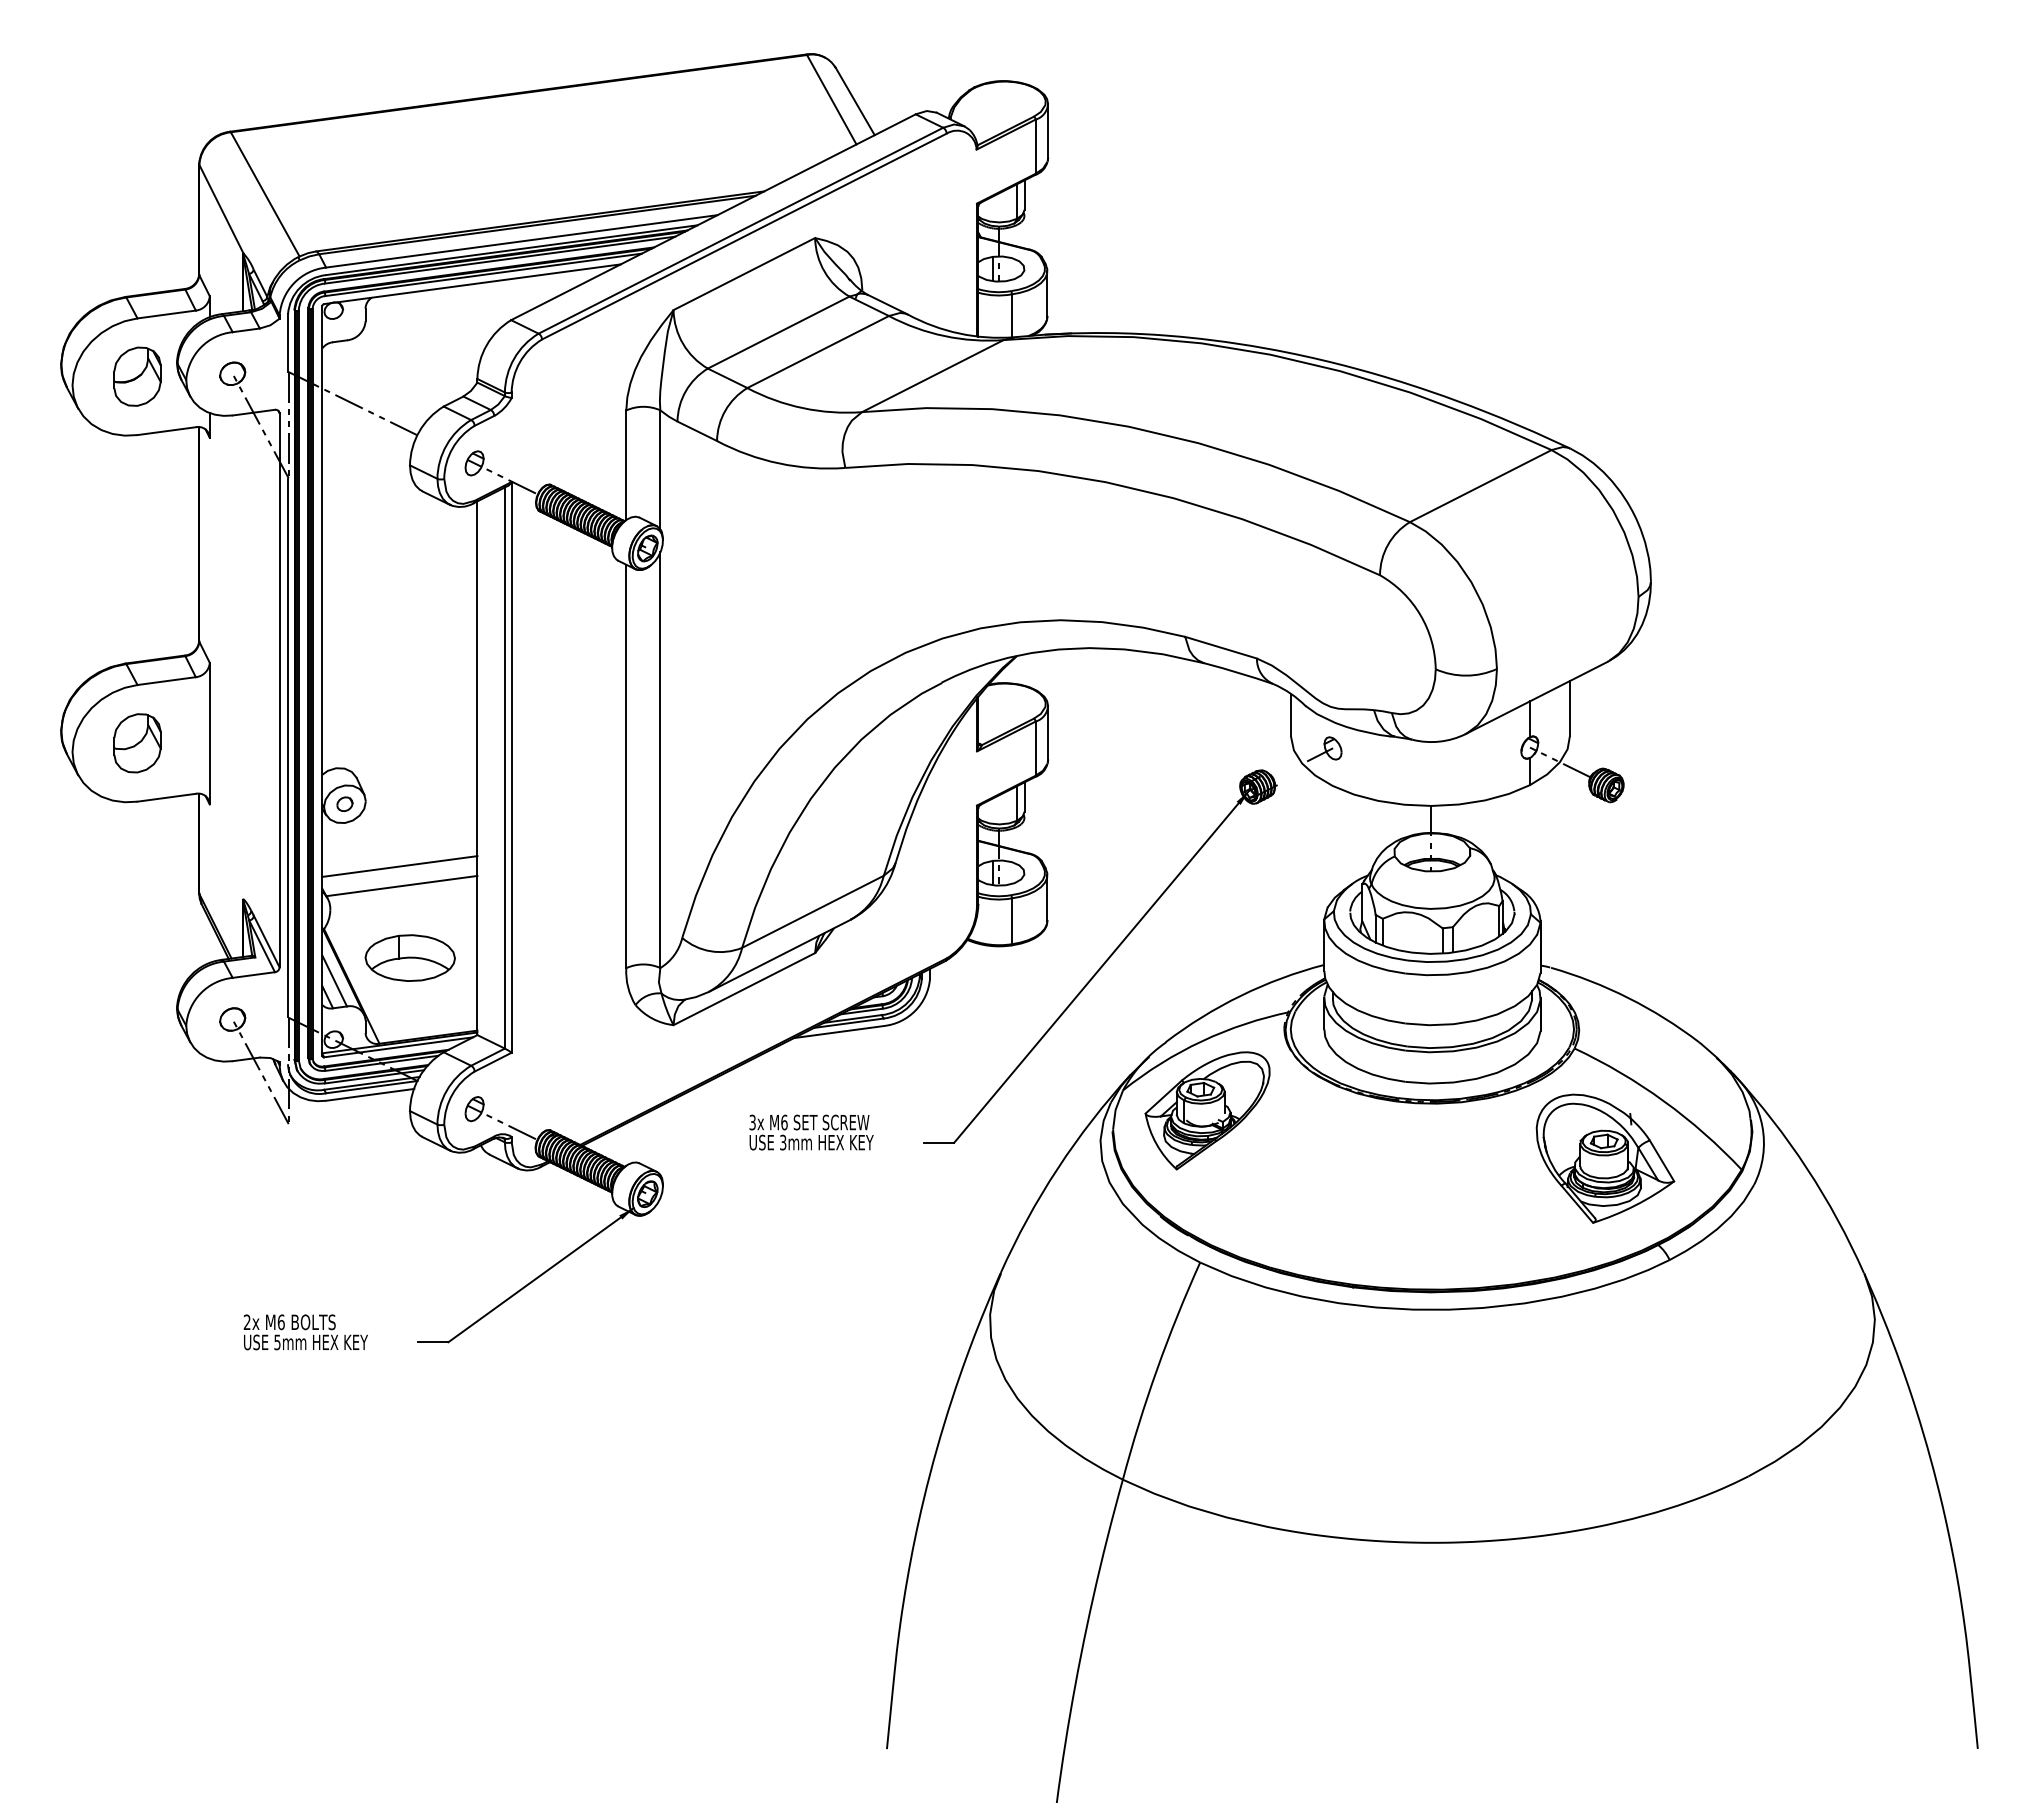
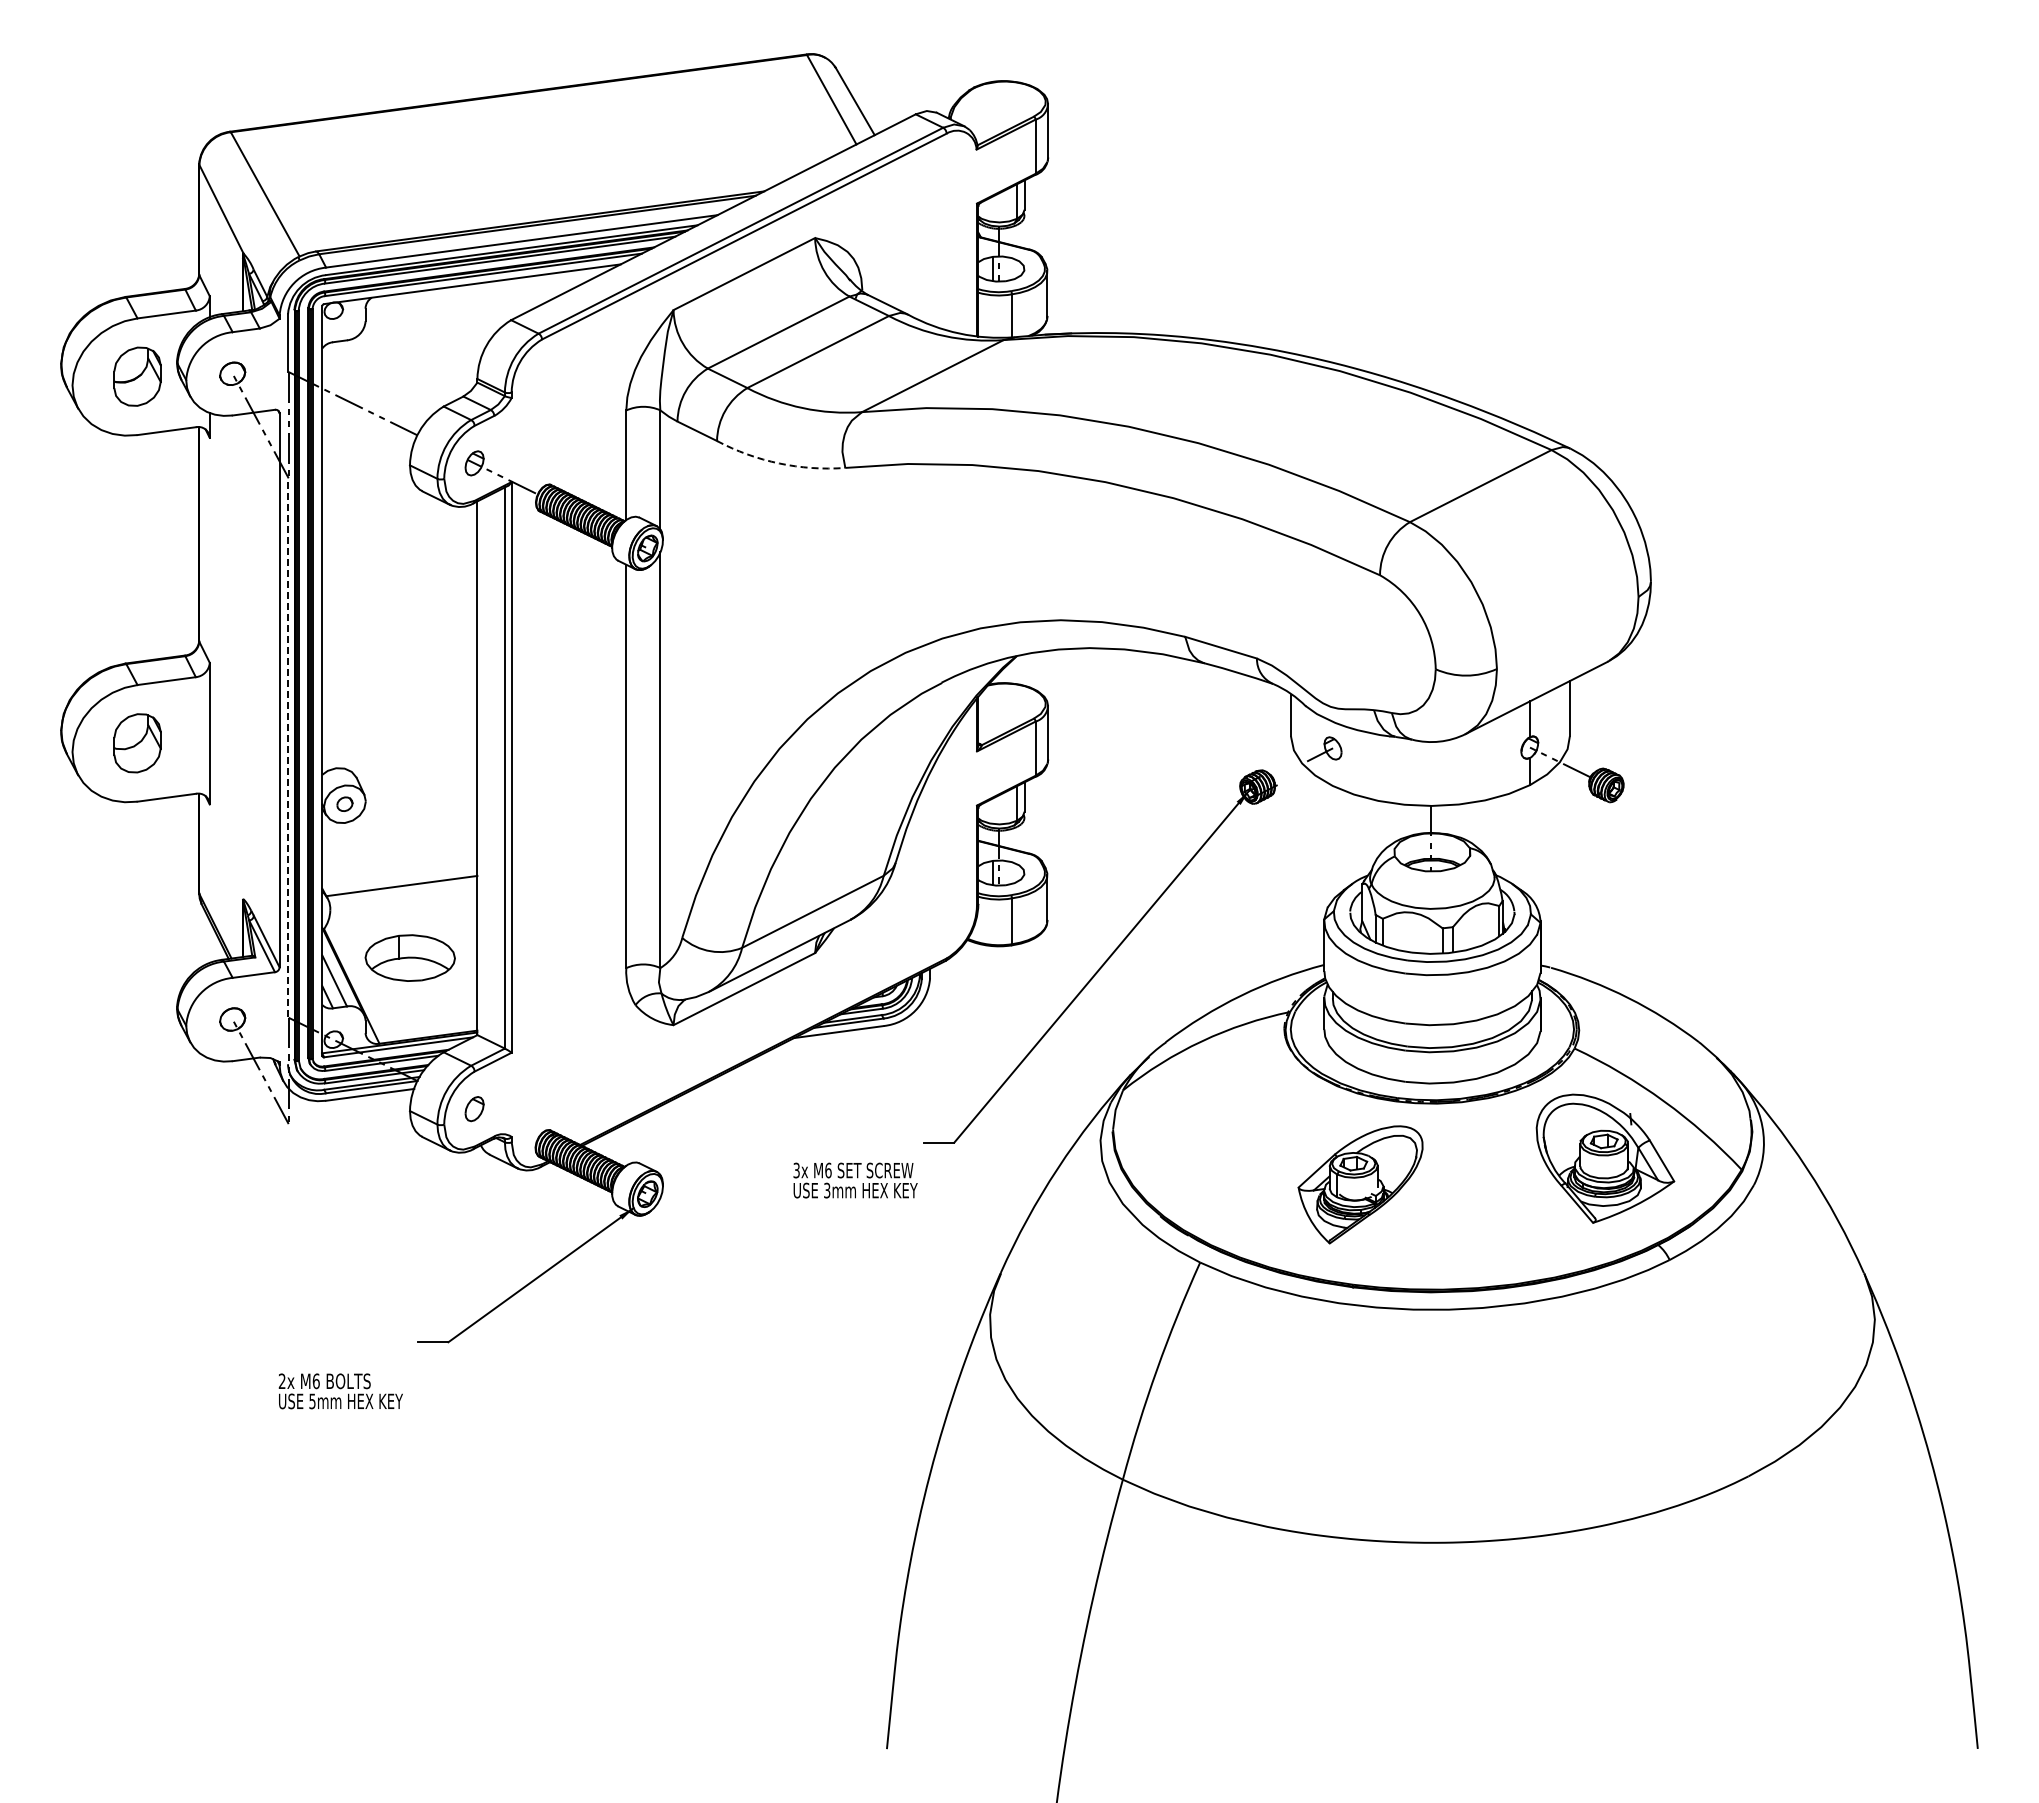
arc: solid -> dashed (779, 463)
line: solid -> dashed (288, 747)
line: present -> none (399, 866)
part position: (1207, 1110) -> (1360, 1184) (1360, 1184)
line: present -> none (501, 1122)
text position: (811, 1132) -> (855, 1180) (855, 1180)
text position: (305, 1332) -> (340, 1391) (340, 1391)
